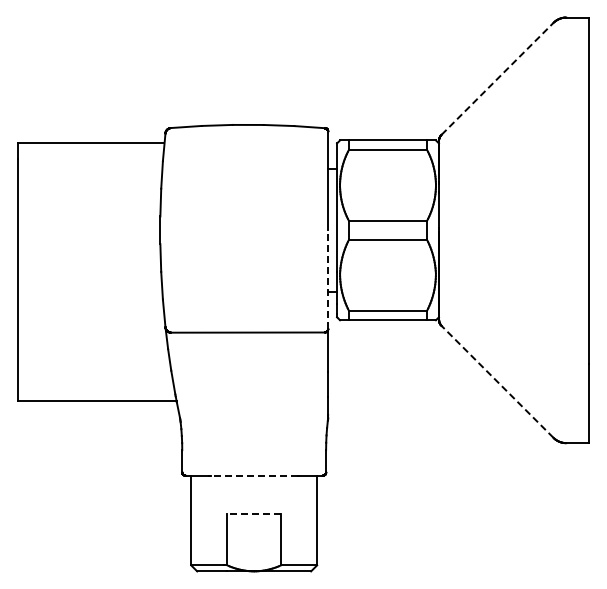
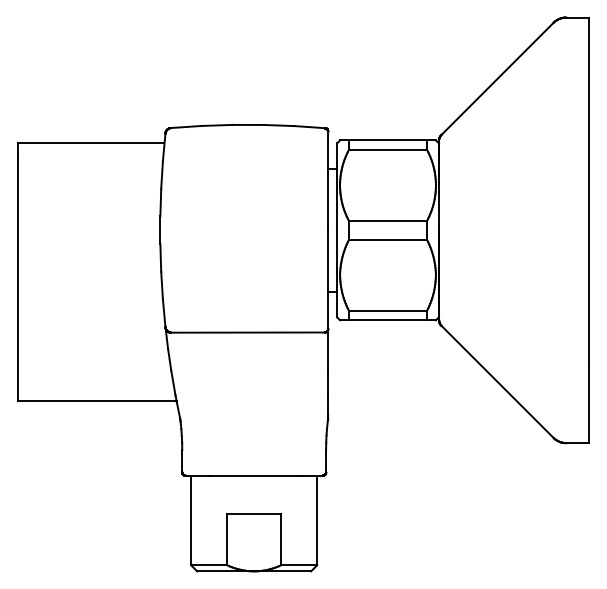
line: dashed -> solid (497, 78)
line: dashed -> solid (328, 279)
line: dashed -> solid (497, 381)
line: dashed -> solid (254, 475)
line: dashed -> solid (254, 514)
